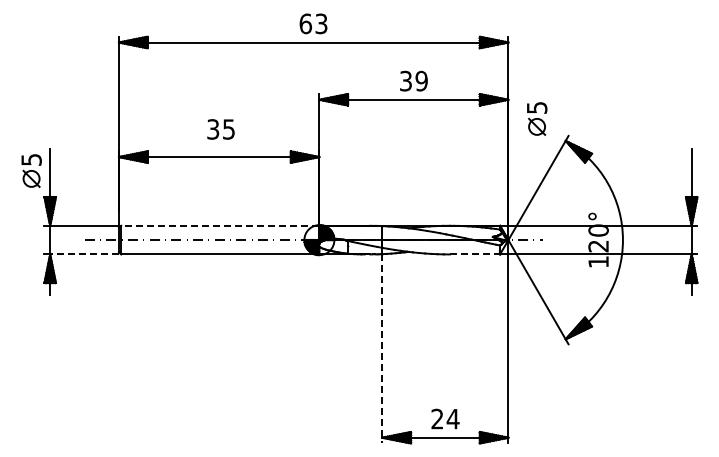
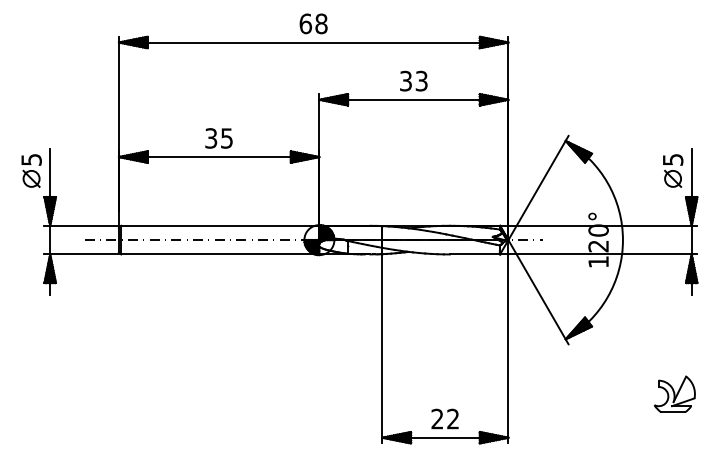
text: 63 -> 68 (321, 23)
text: 39 -> 33 (421, 81)
part position: (537, 118) -> (673, 170) (673, 170)
text position: (220, 129) -> (218, 138) (218, 138)
line: dashed -> solid (219, 225)
line: dashed -> solid (84, 254)
line: dashed -> solid (475, 254)
line: dashed -> solid (382, 348)
part: none -> present (674, 393)
text: 24 -> 22 (452, 418)
